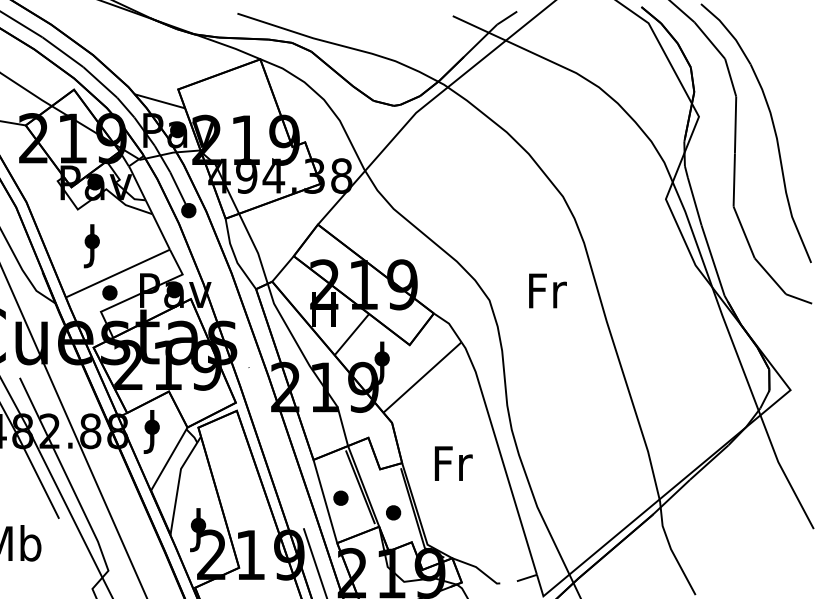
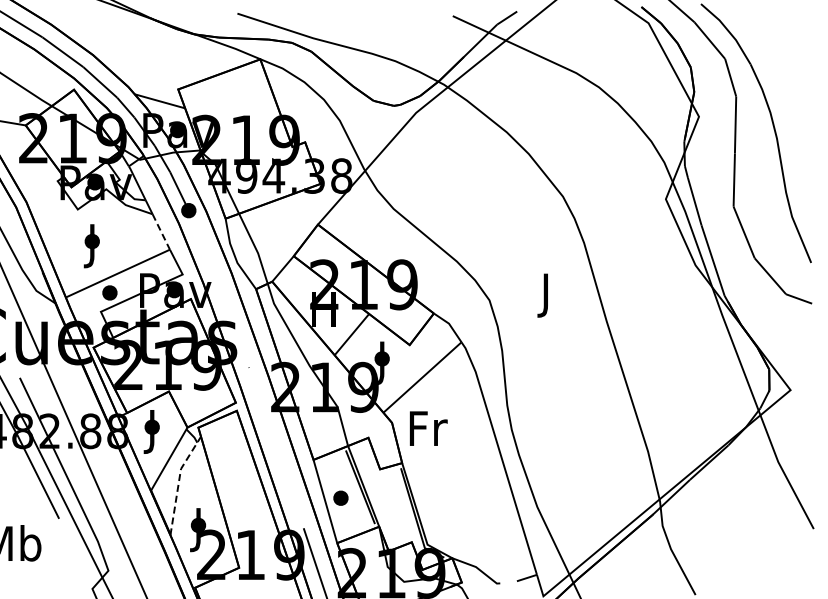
line: solid -> dashed (161, 231)
text: Fr -> J (547, 295)
text position: (453, 463) -> (428, 428) (428, 428)
line: solid -> dashed (178, 482)
part: present -> none (393, 512)
